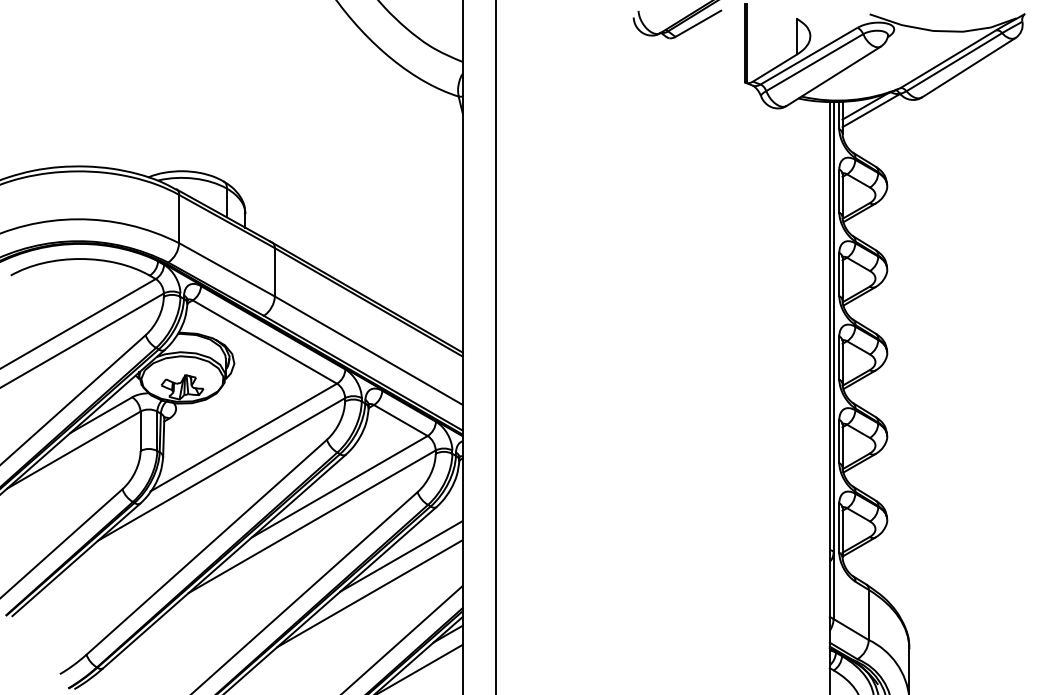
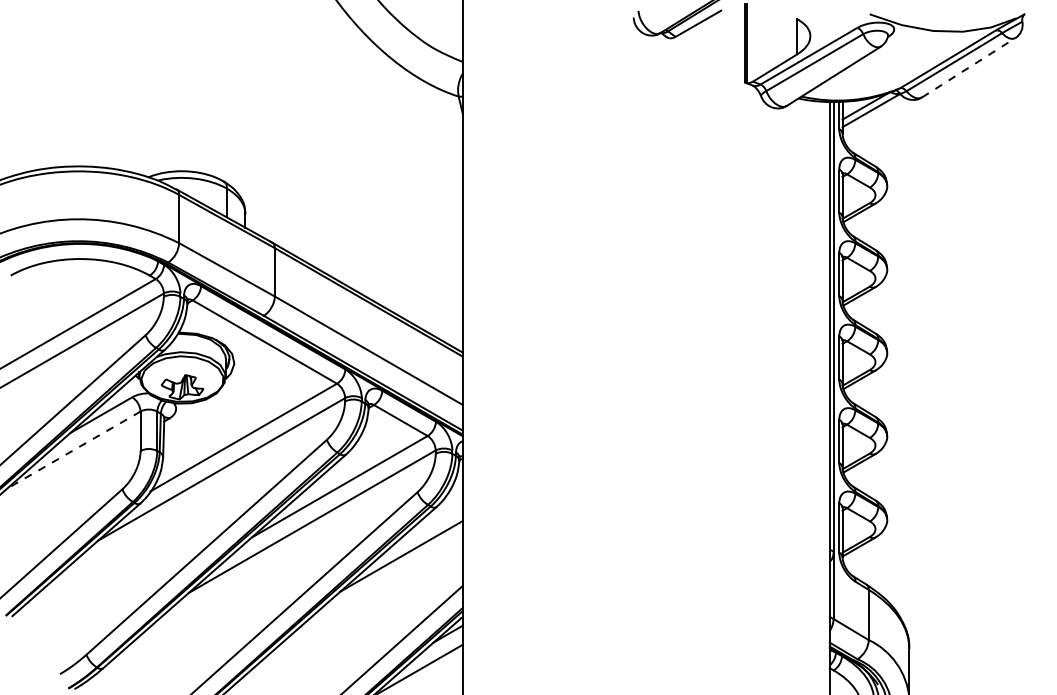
line: solid -> dashed (969, 67)
line: present -> none (496, 346)
line: solid -> dashed (74, 450)
line: present -> none (369, 593)
